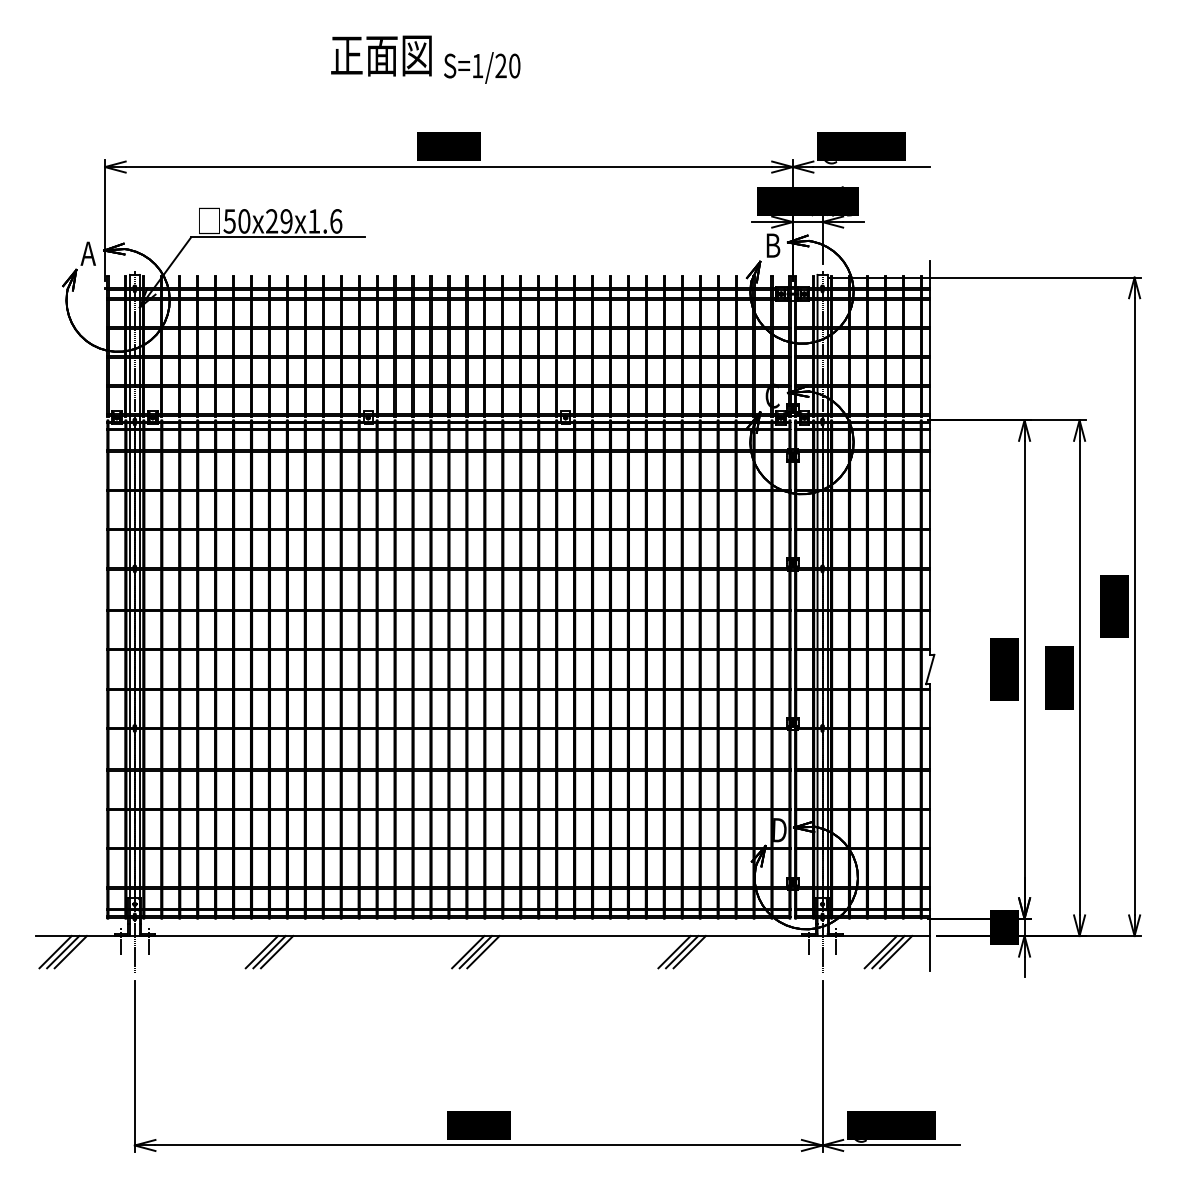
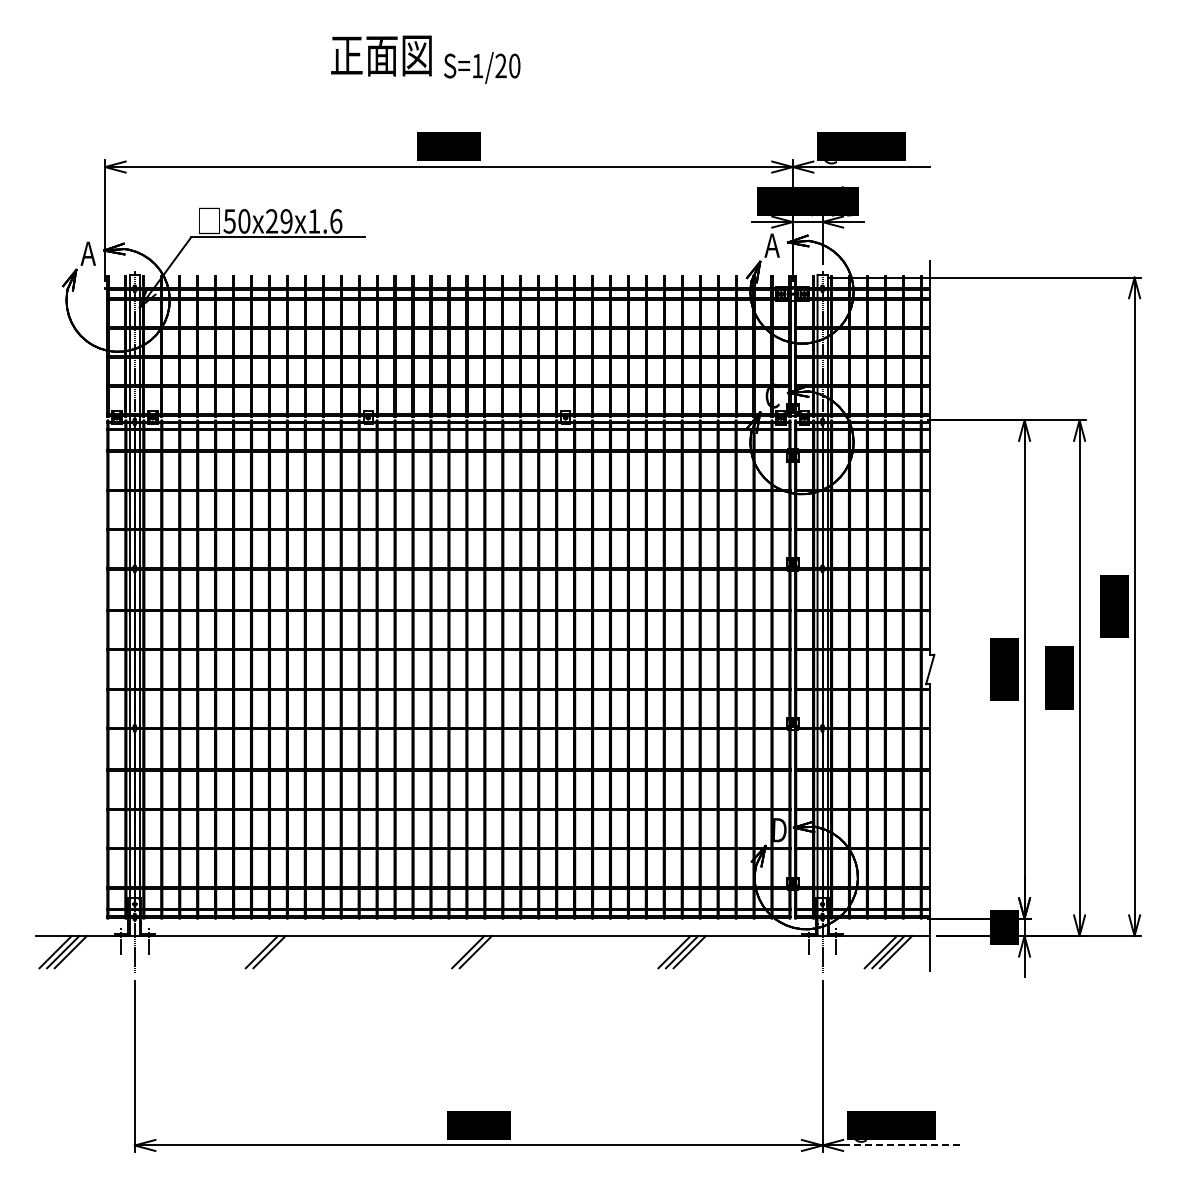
text: B -> A (772, 245)
line: present -> none (276, 952)
line: present -> none (483, 952)
line: solid -> dashed (902, 1145)
